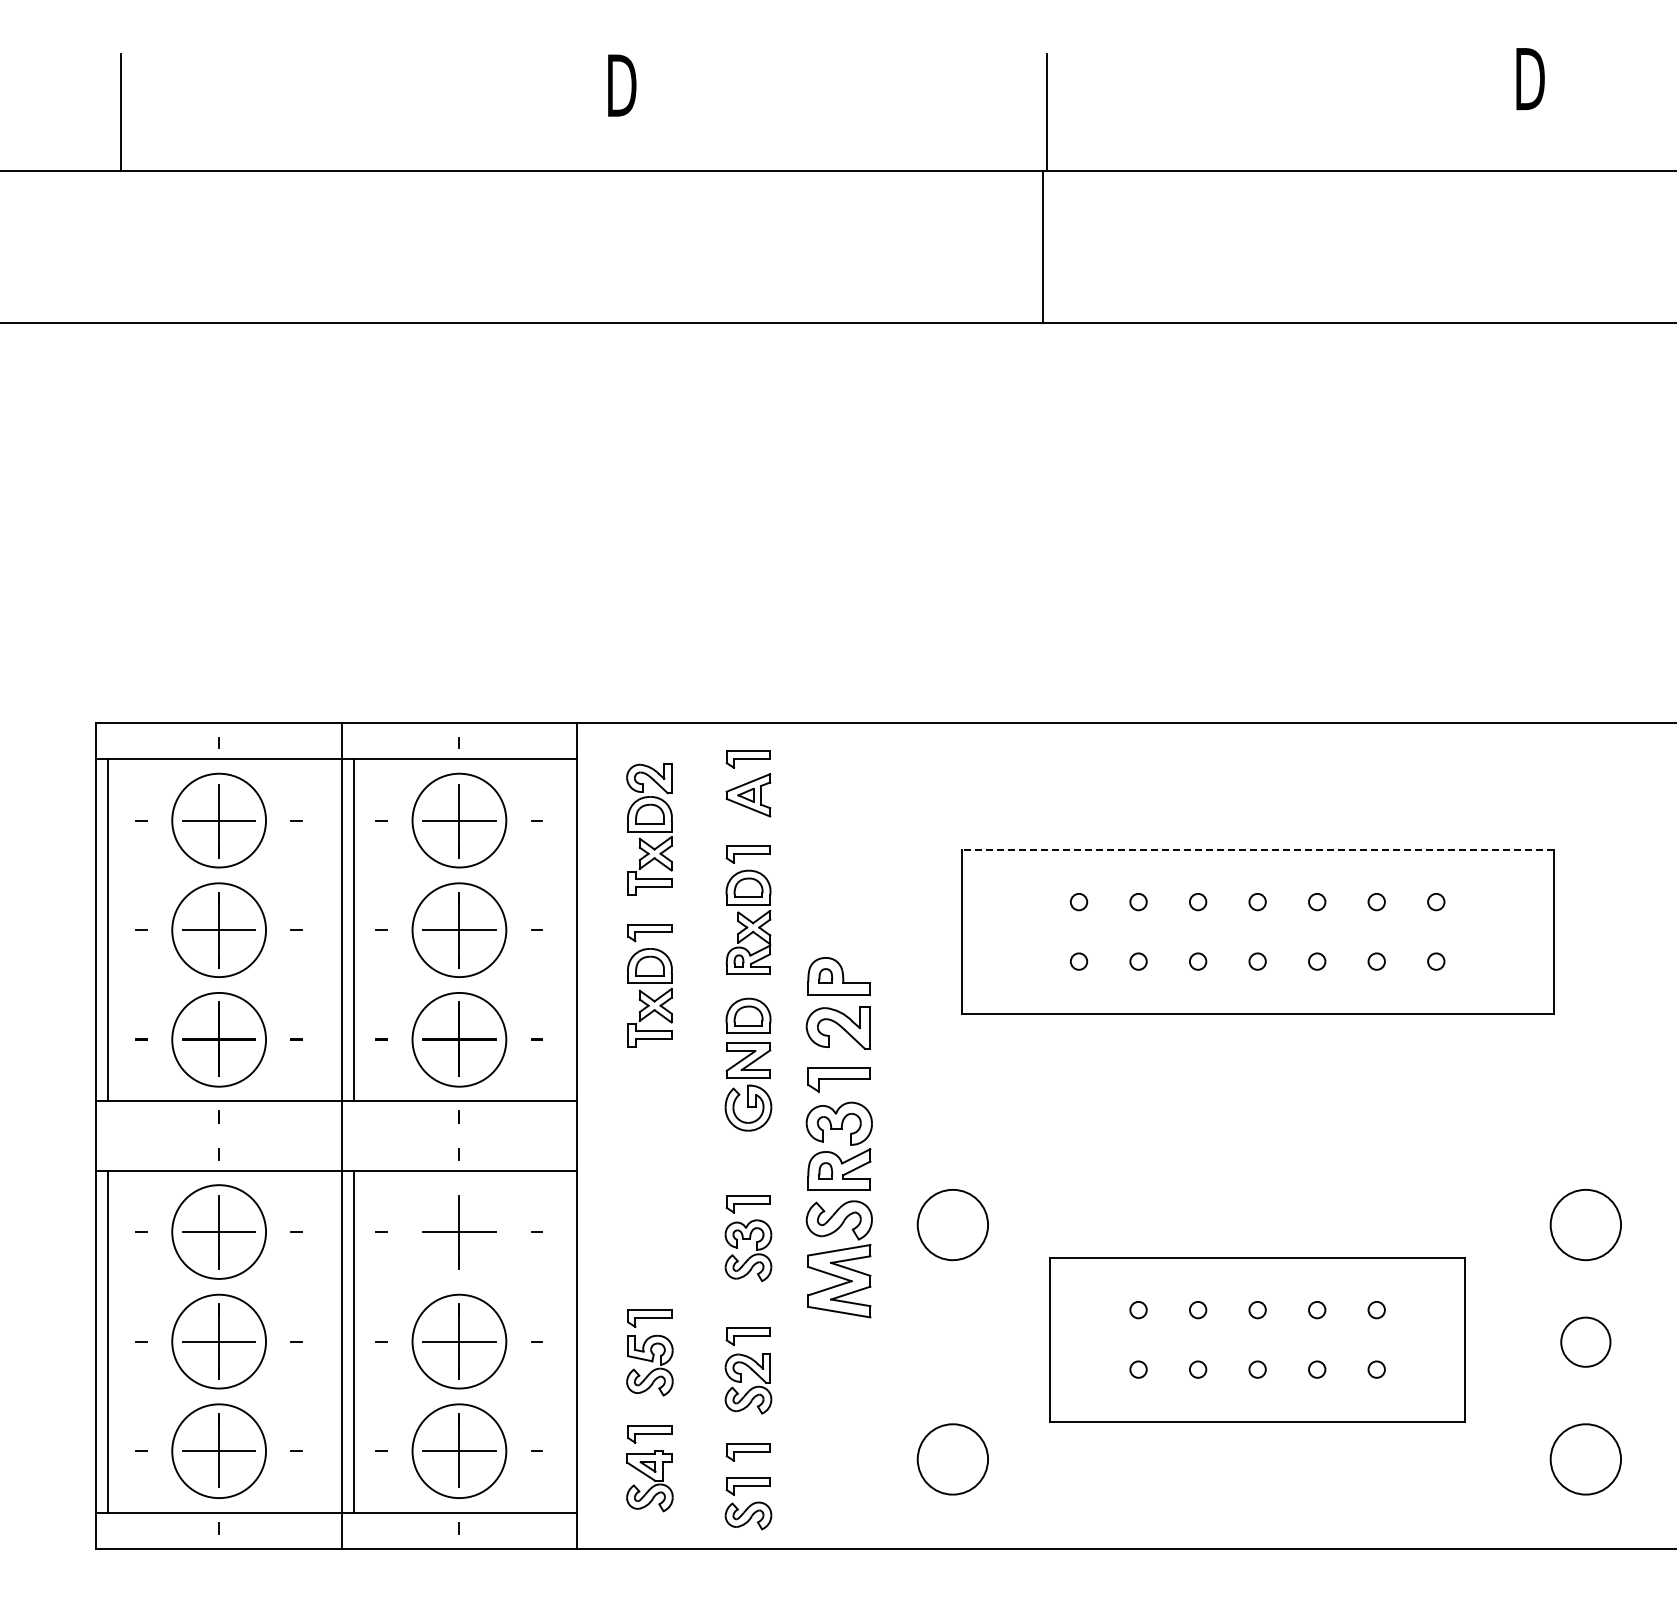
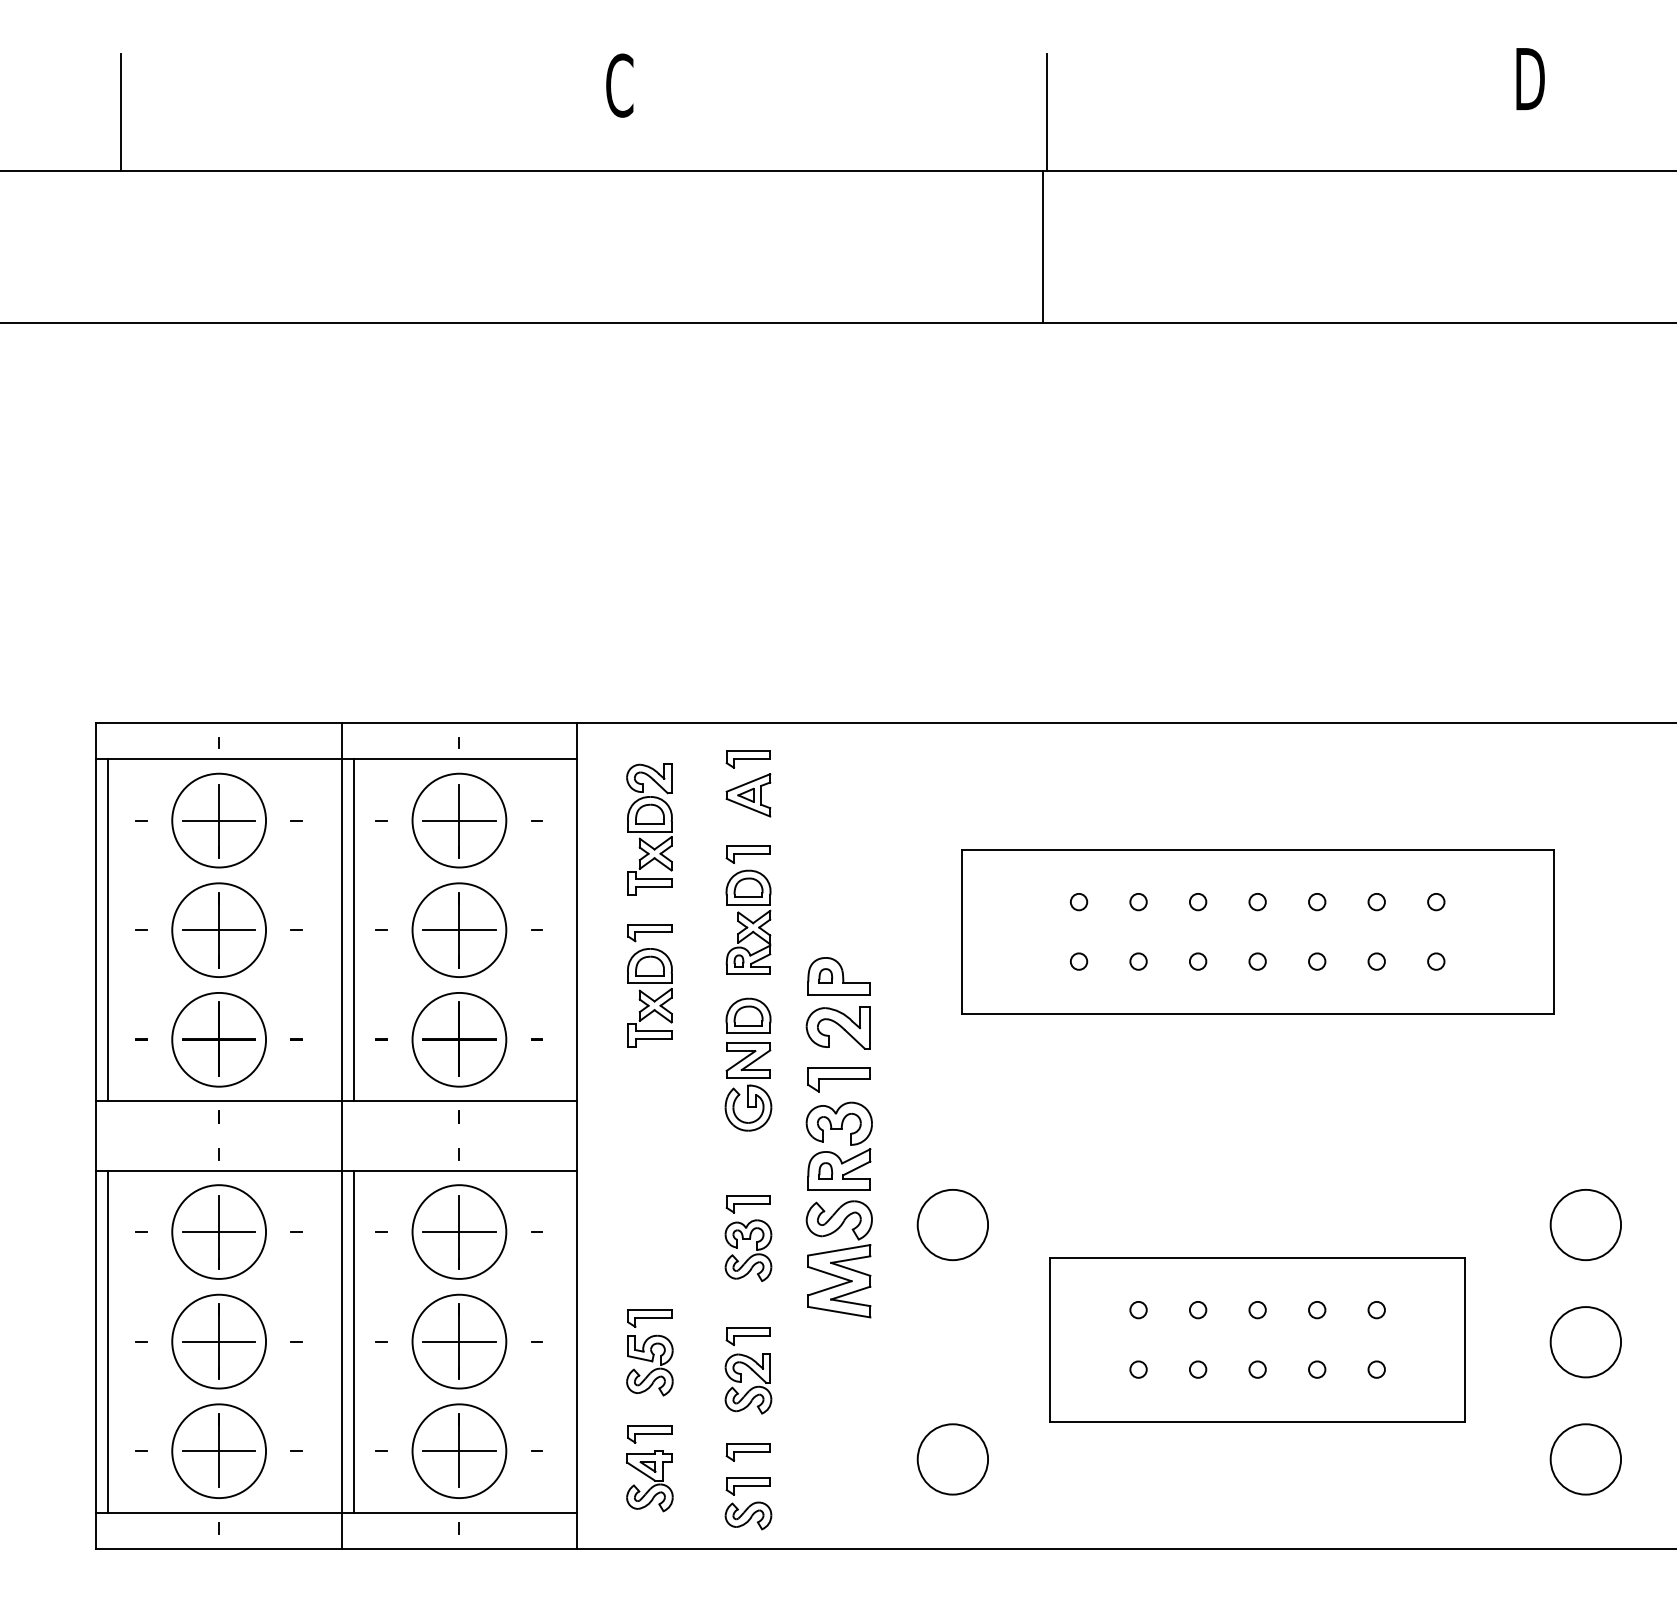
text: D -> C (621, 85)
line: dashed -> solid (1257, 849)
circle: none -> present (459, 1231)
circle diameter: 49 px -> 70 px (1585, 1342)
